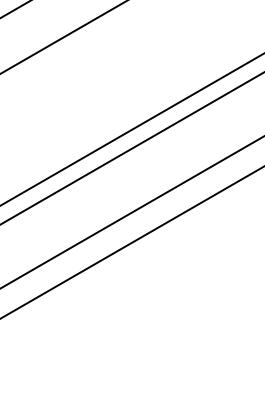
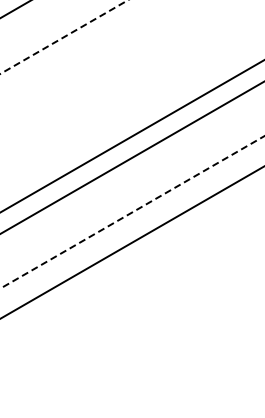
line: solid -> dashed (64, 37)
line position: (131, 129) -> (131, 136) (131, 136)
line position: (131, 148) -> (131, 157) (131, 157)
line: solid -> dashed (132, 212)
